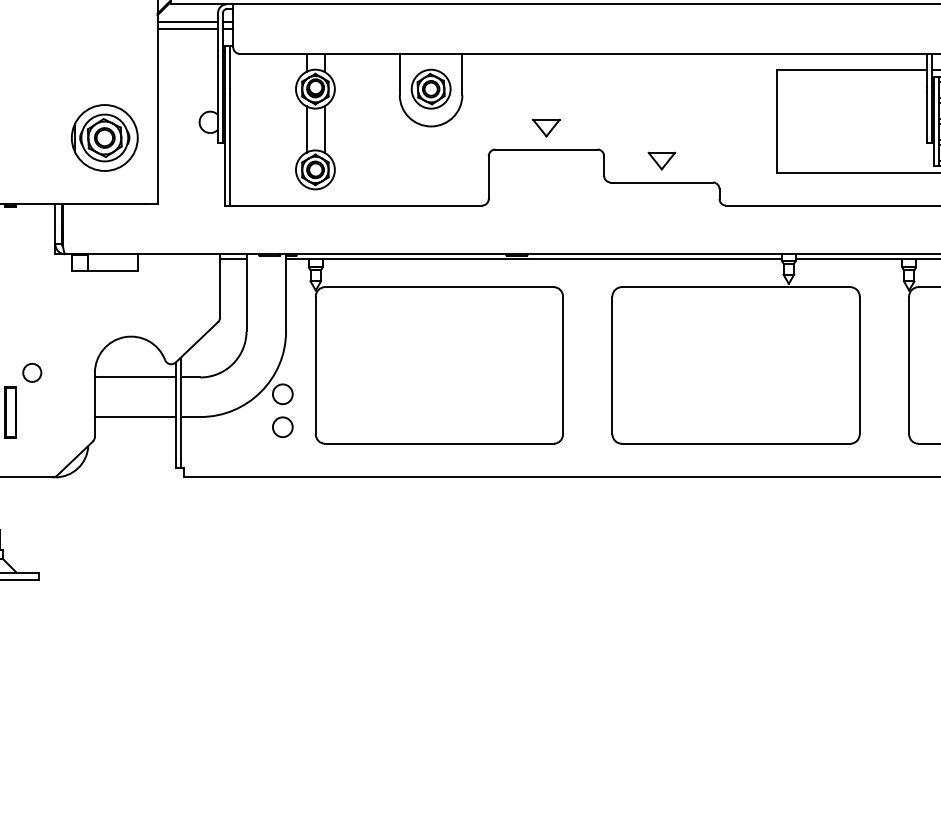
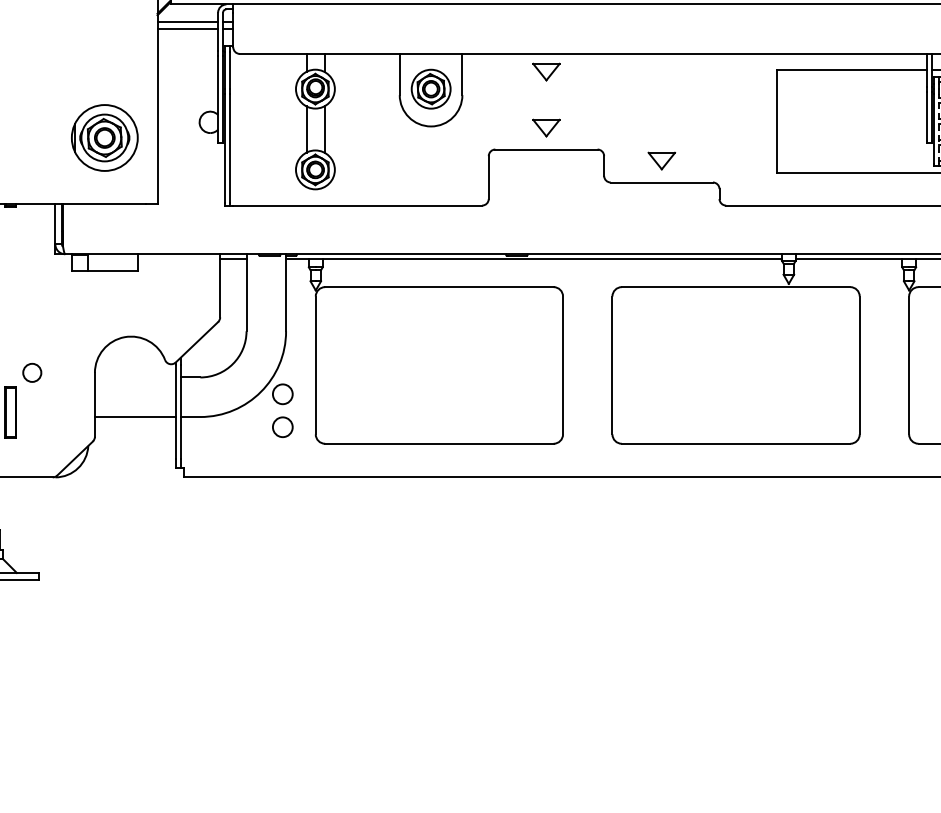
part: none -> present (546, 71)
line: solid -> dashed (938, 128)
line: present -> none (134, 377)
